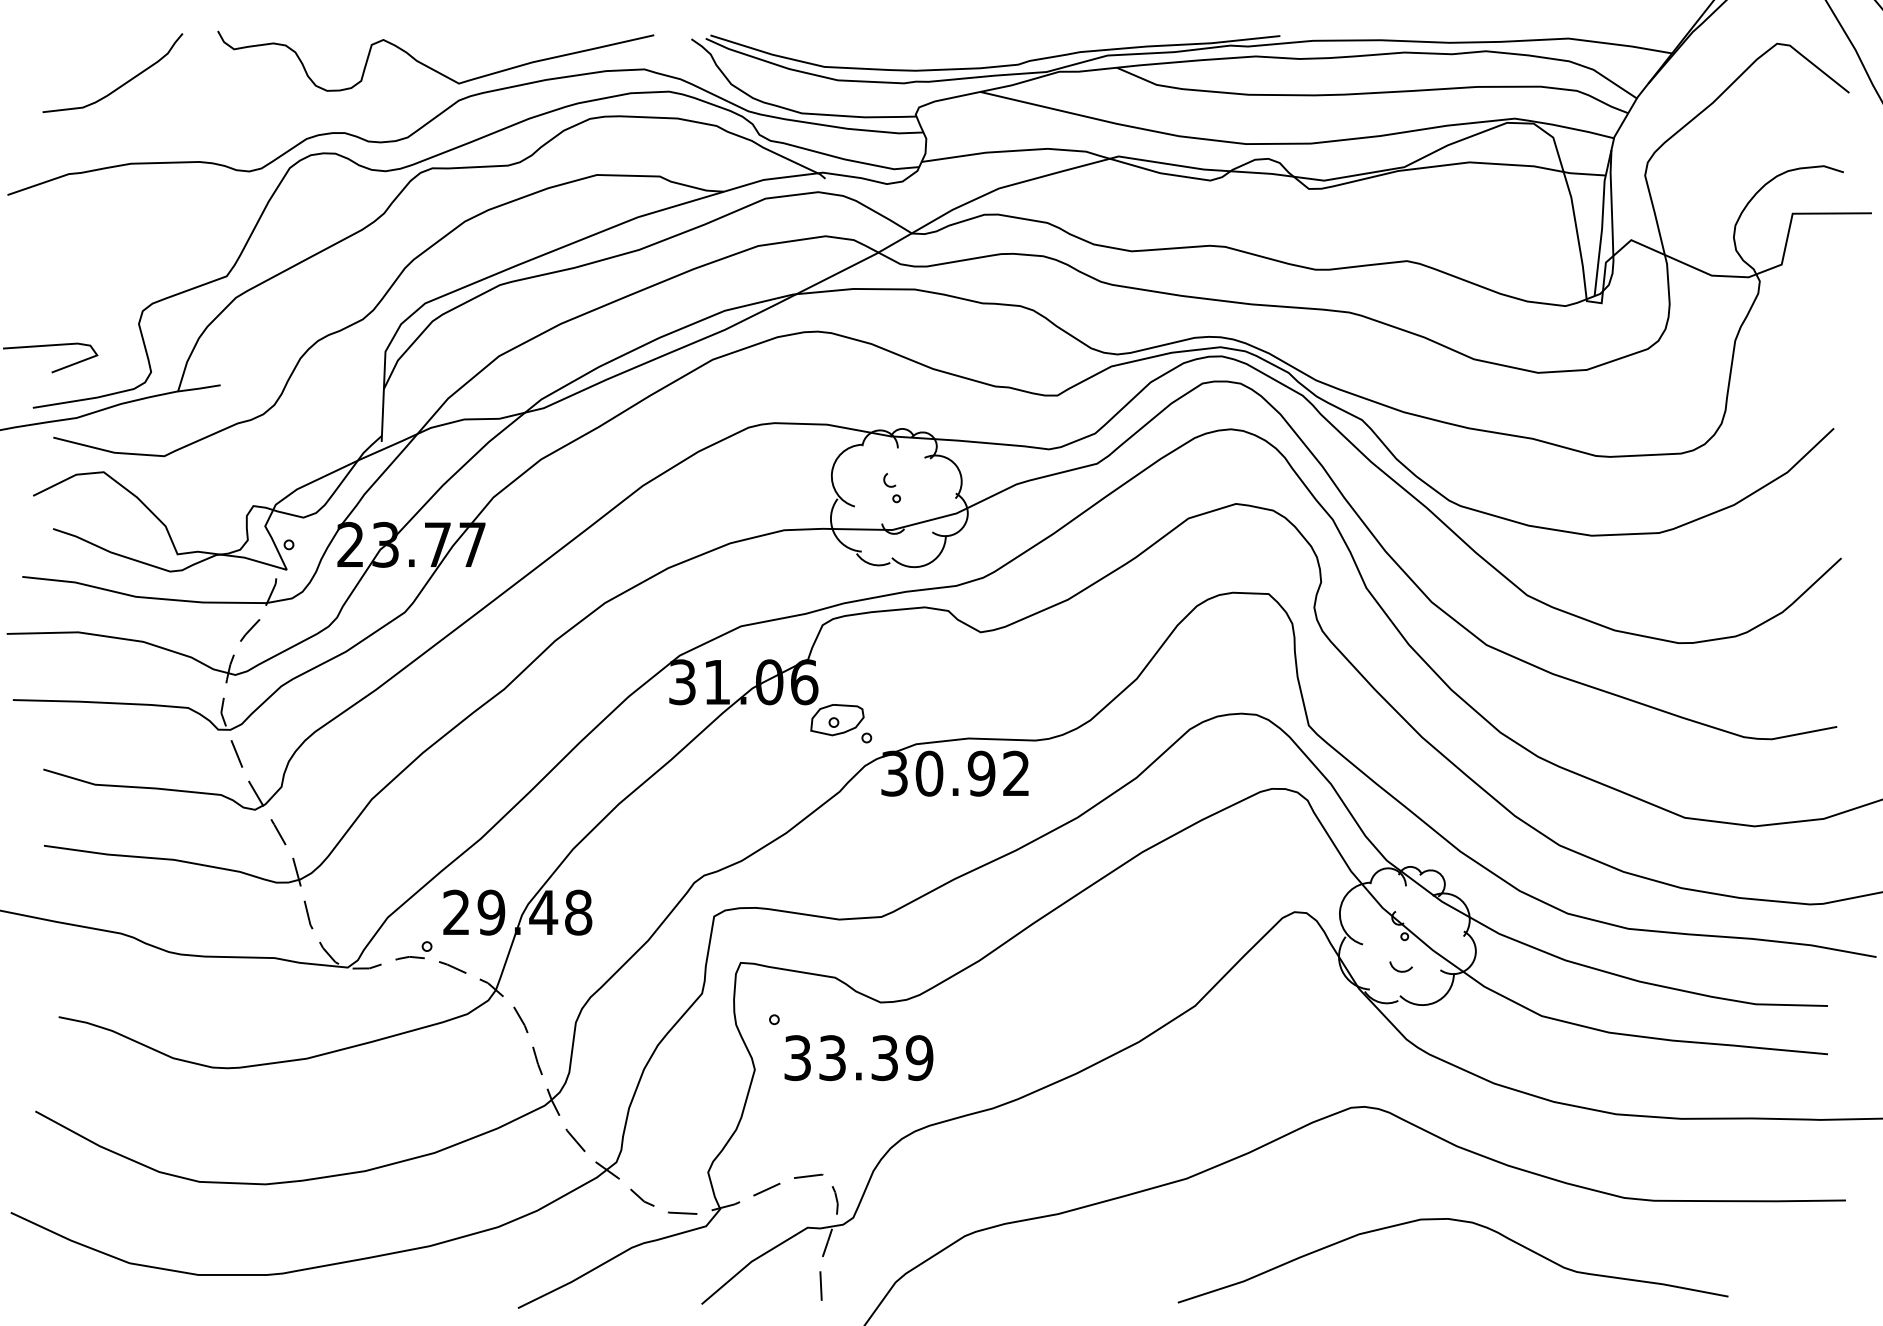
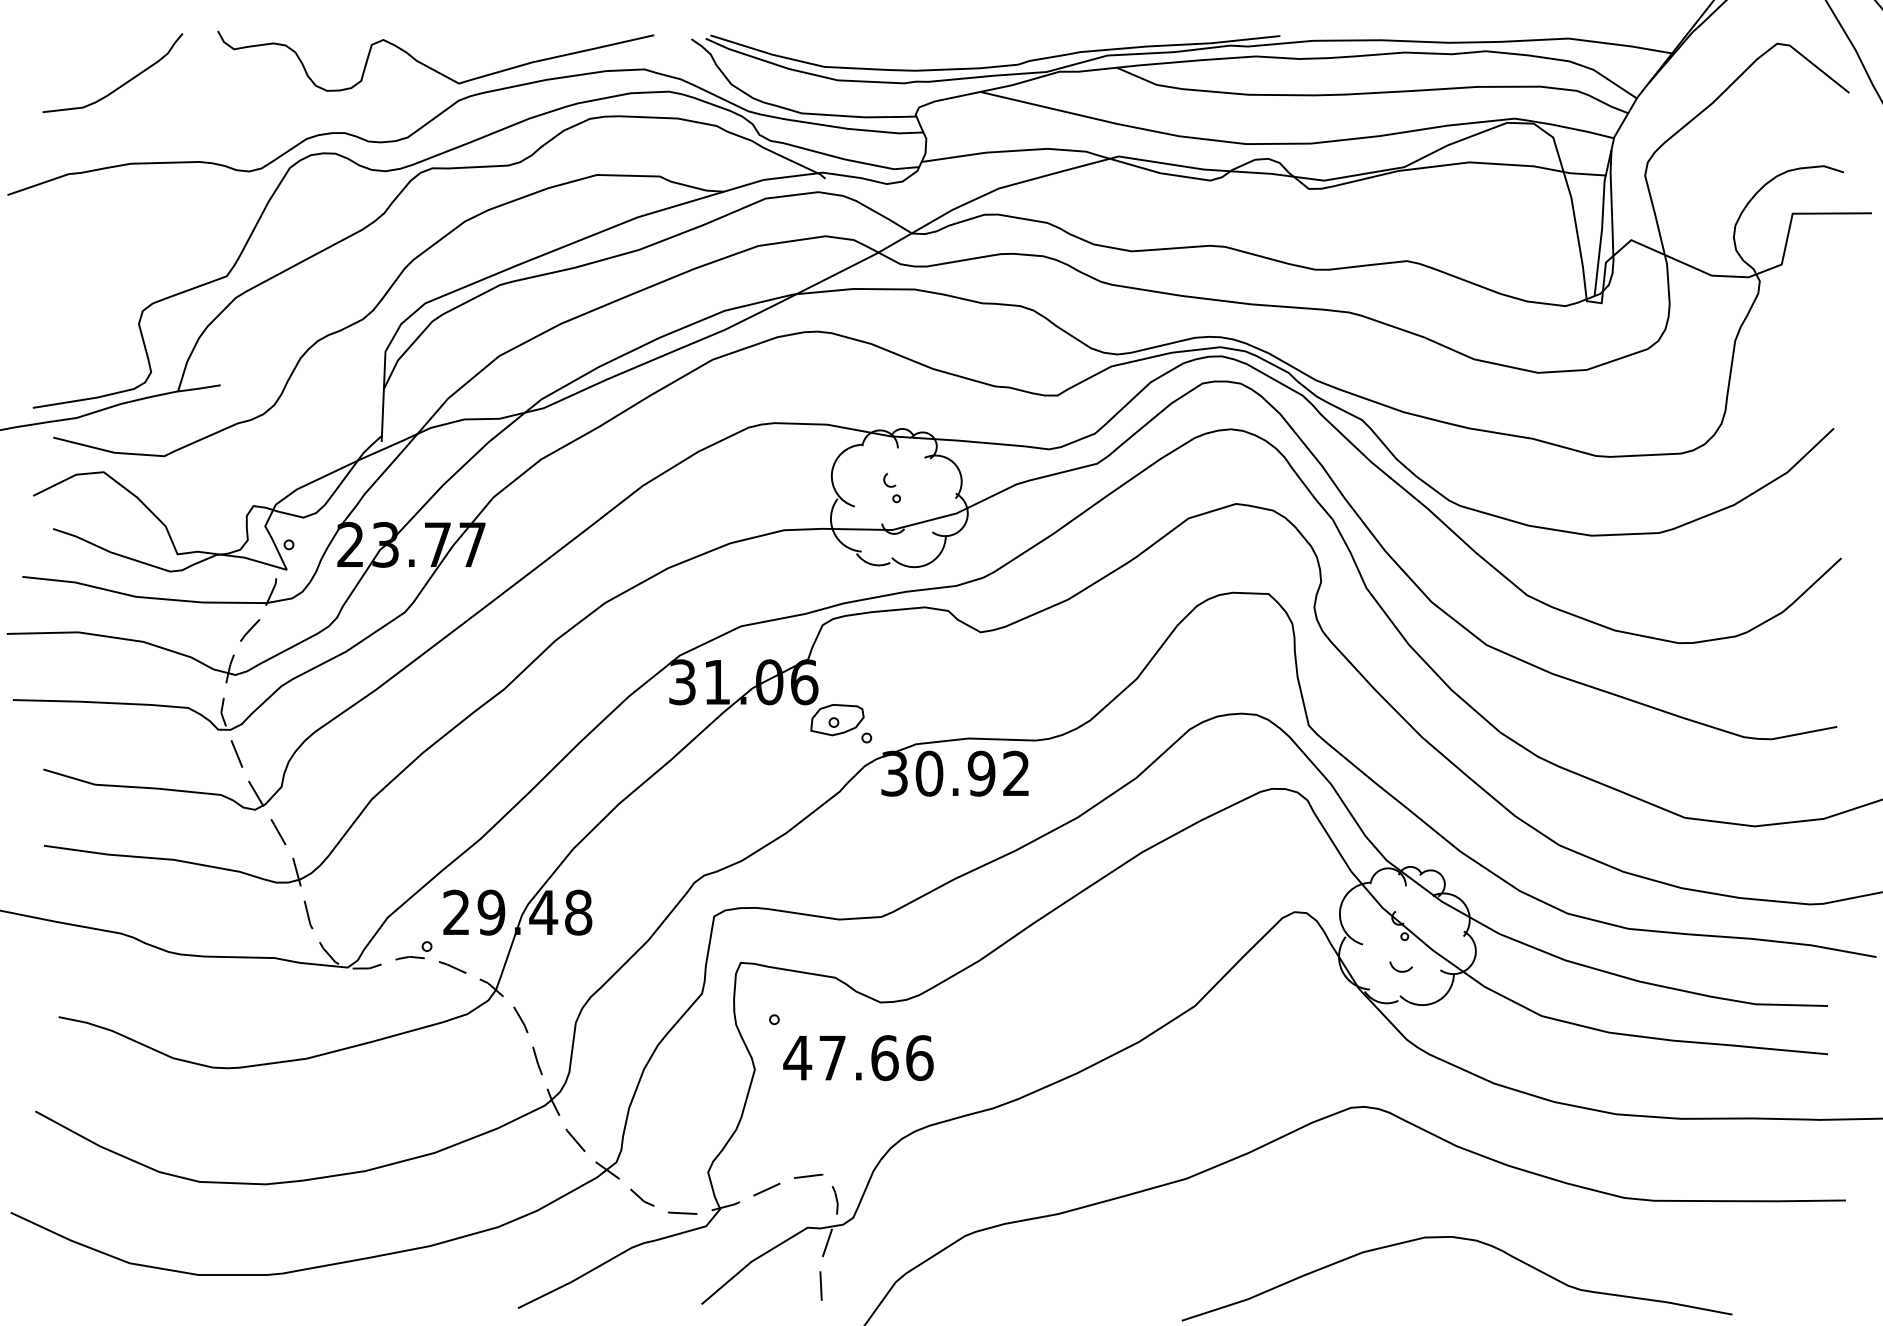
curve: present -> none (50, 346)
text: 33.39 -> 47.66 (858, 1058)
curve position: (1456, 1221) -> (1460, 1239) (1460, 1239)
